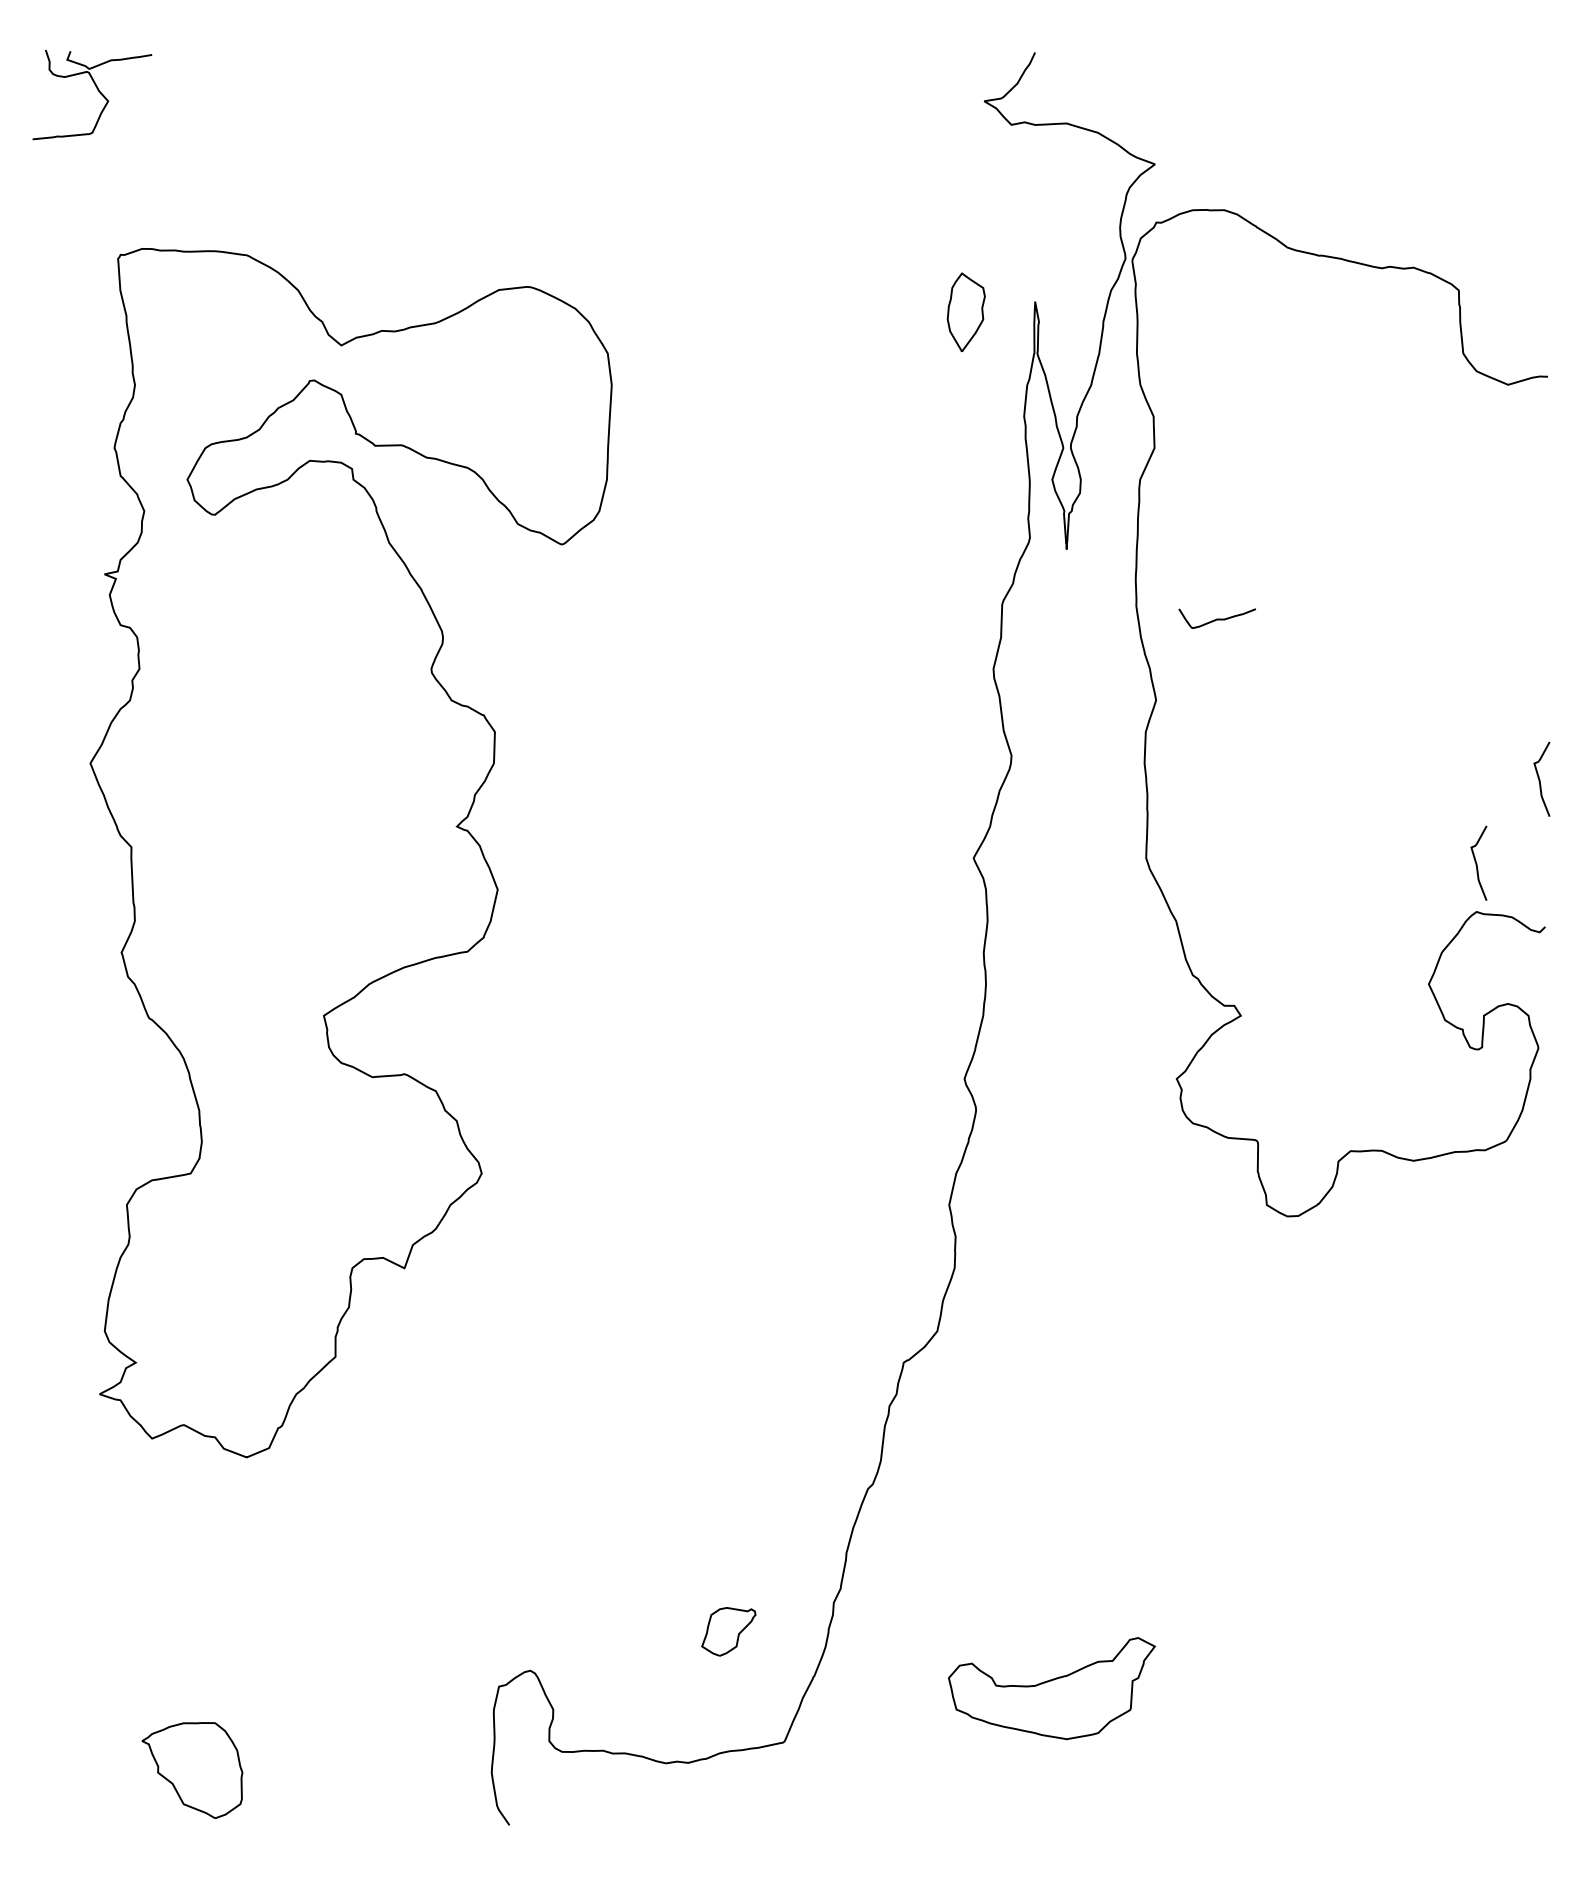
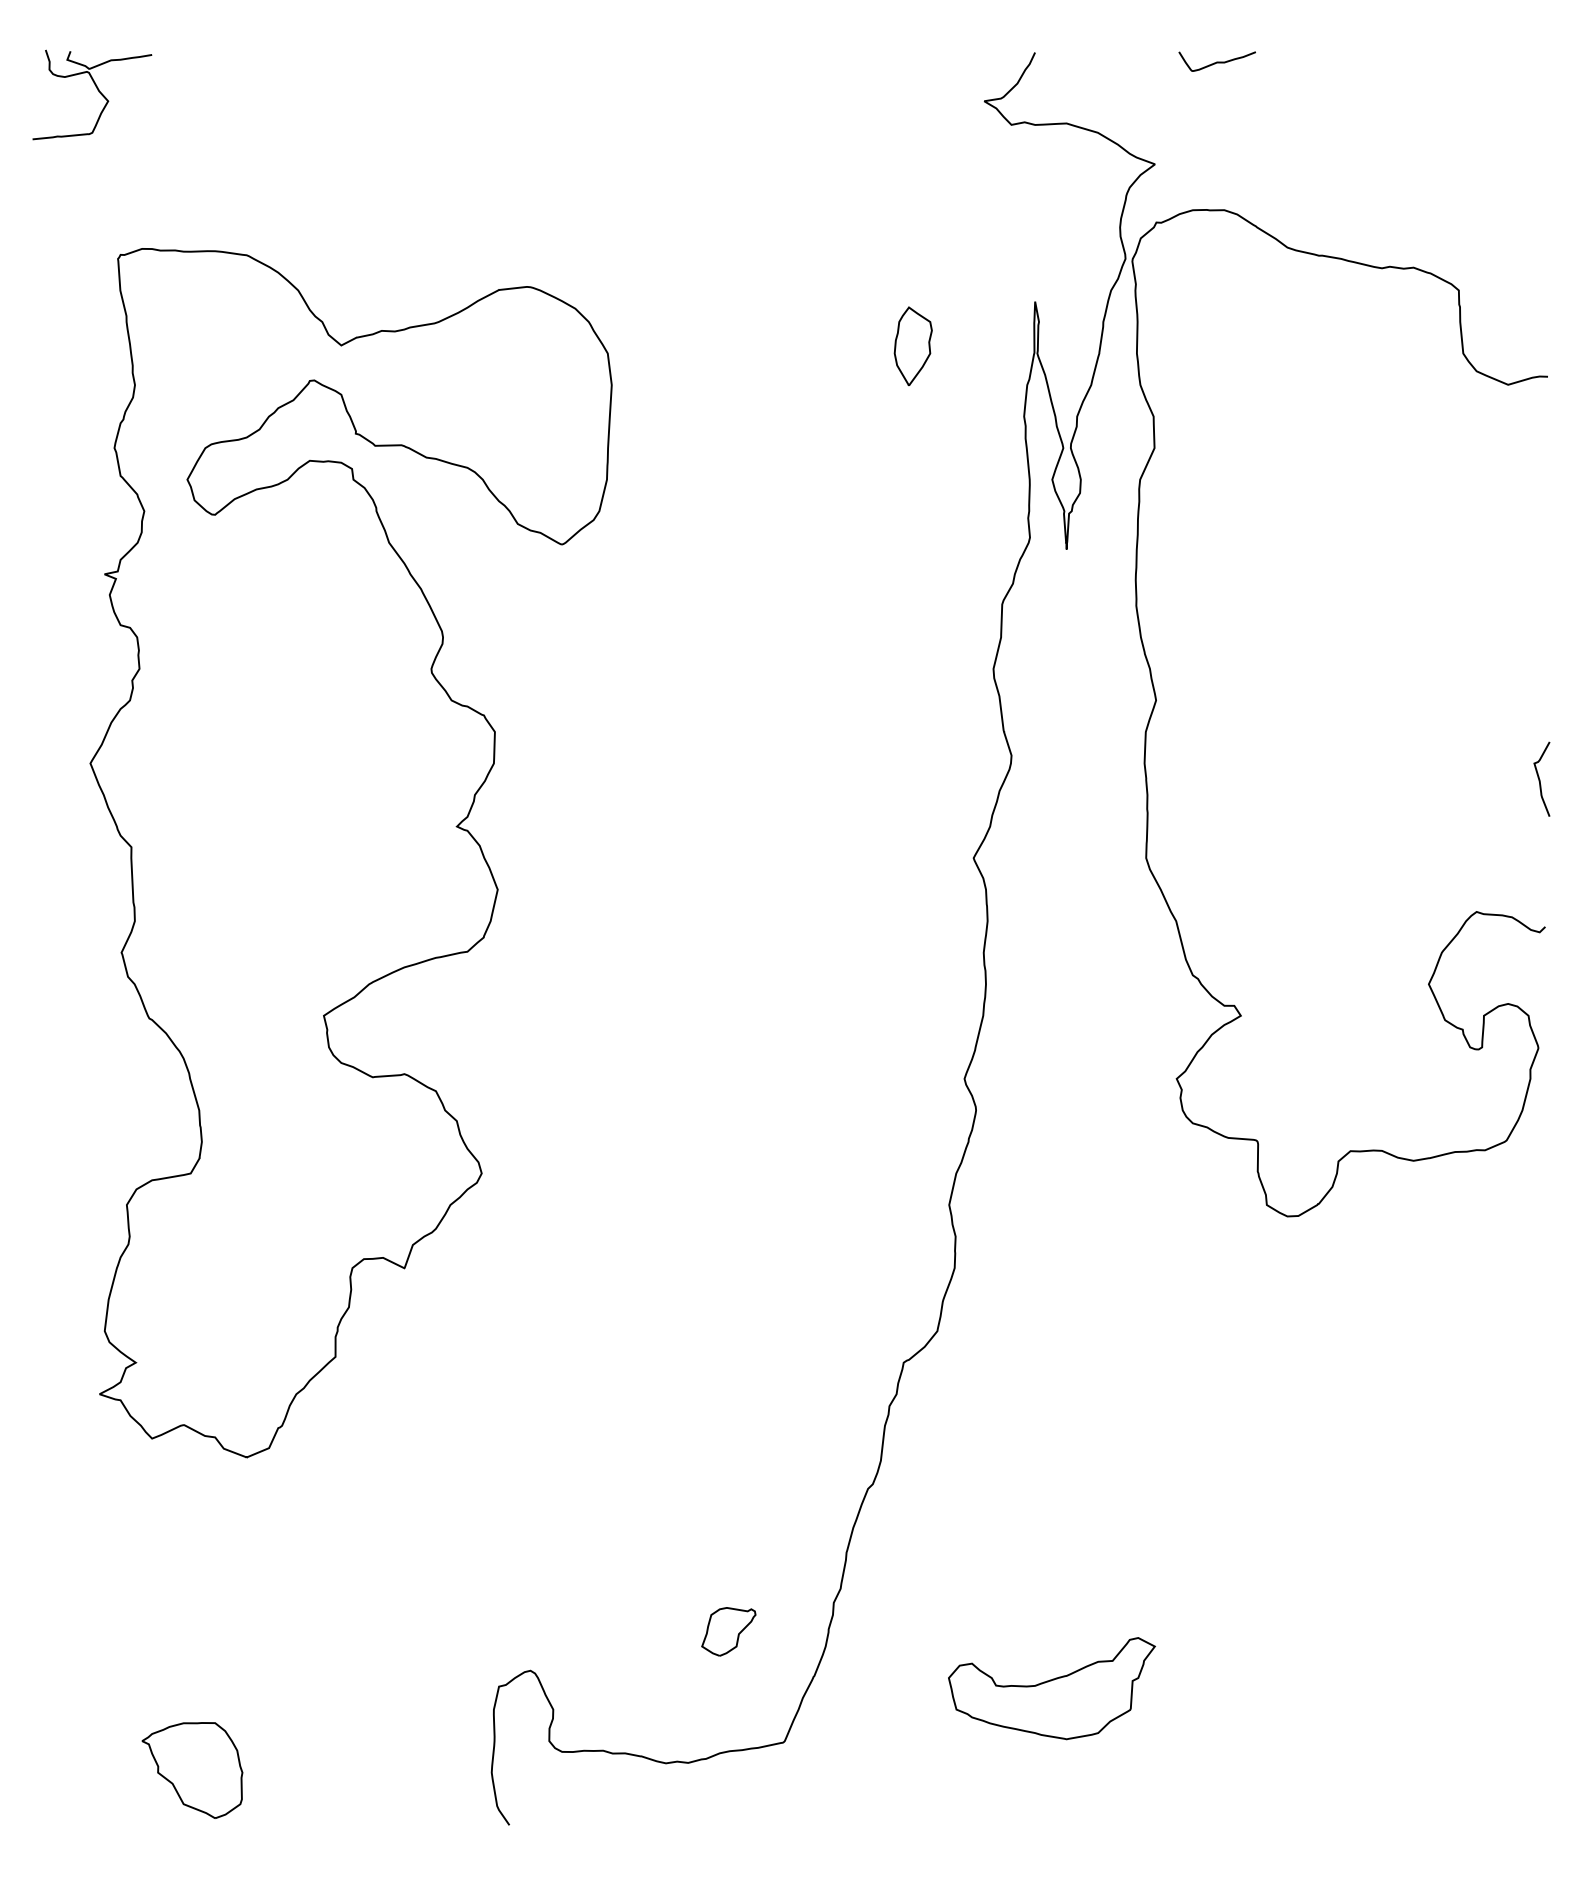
part position: (965, 312) -> (912, 346) (912, 346)
curve position: (1216, 618) -> (1216, 61) (1216, 61)
curve: present -> none (1477, 863)
